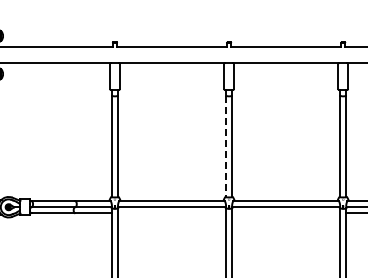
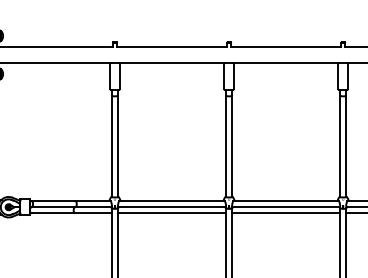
line: dashed -> solid (226, 146)
line: none -> present (172, 213)
line: none -> present (286, 213)
